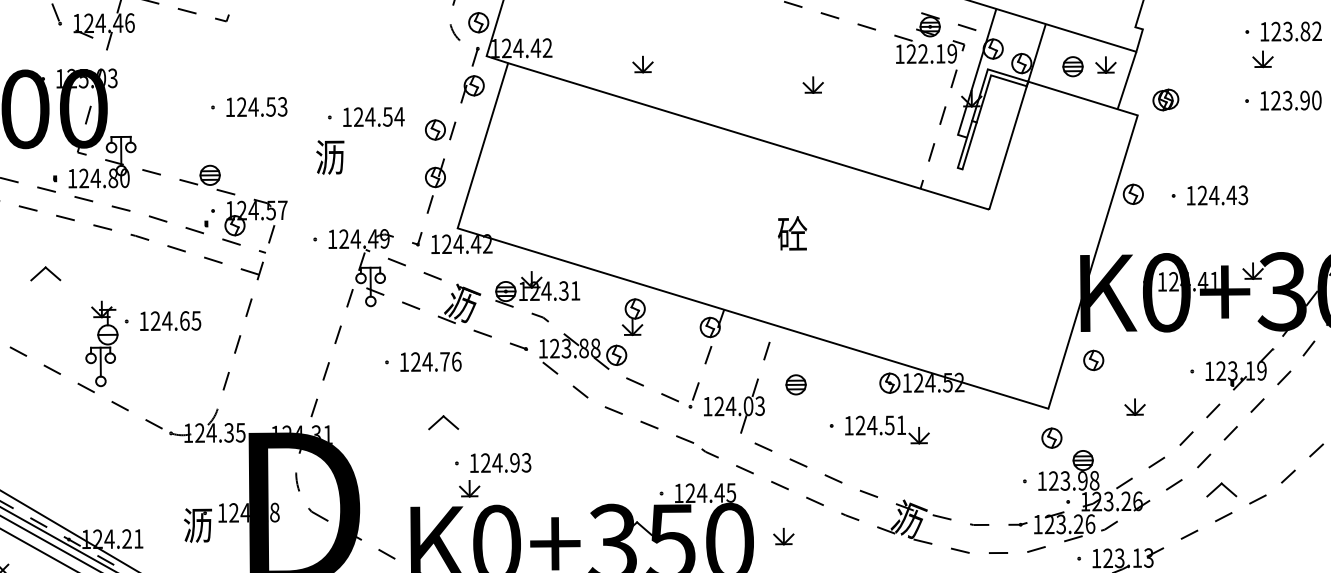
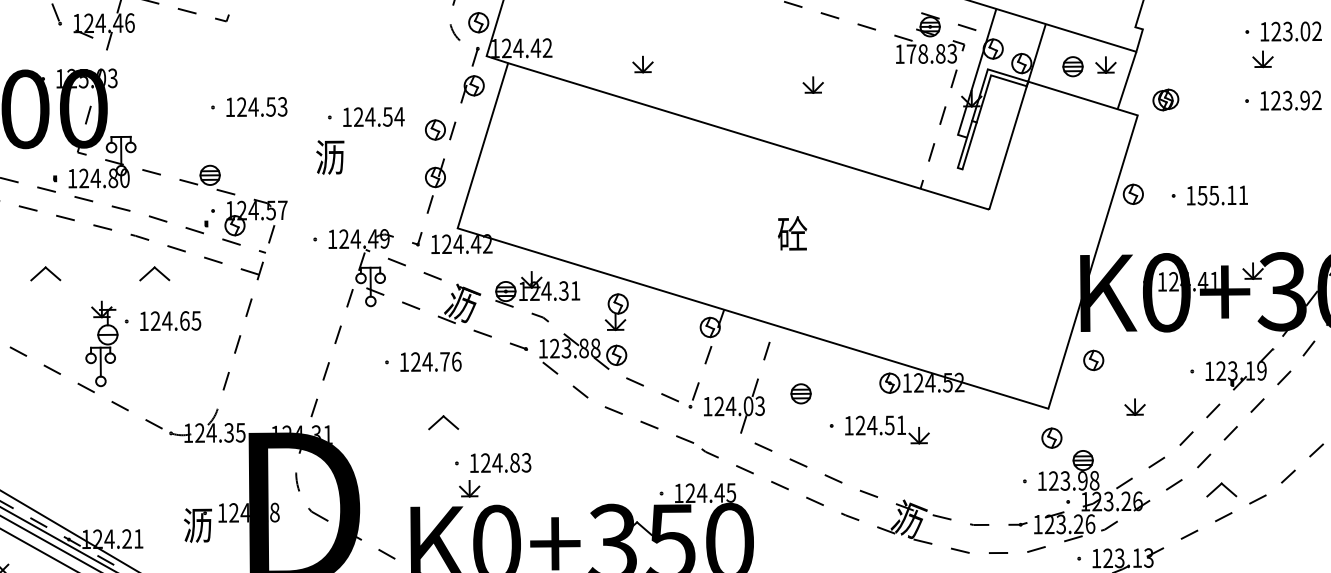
text: 123.82 -> 123.02 (1305, 31)
text: 122.19 -> 178.83 (931, 53)
text: 123.90 -> 123.92 (1316, 100)
text: 124.43 -> 155.11 (1222, 195)
part: none -> present (154, 273)
part position: (633, 317) -> (616, 312) (616, 312)
part position: (795, 384) -> (800, 393) (800, 393)
text: 124.93 -> 124.83 (514, 462)
part: present -> none (783, 536)
